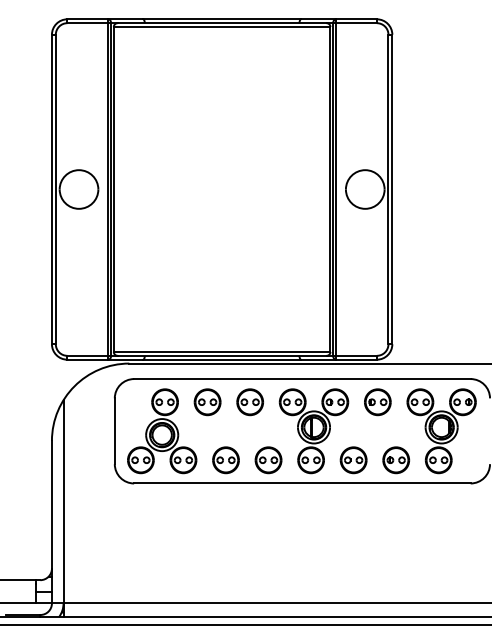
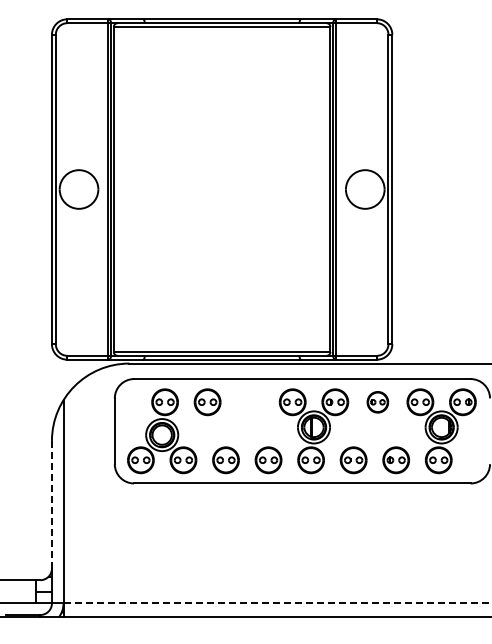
part: present -> none (249, 402)
part size: 28x29 px -> 24x23 px (377, 402)
line: solid -> dashed (51, 504)
line: solid -> dashed (277, 603)
line: present -> none (245, 624)
